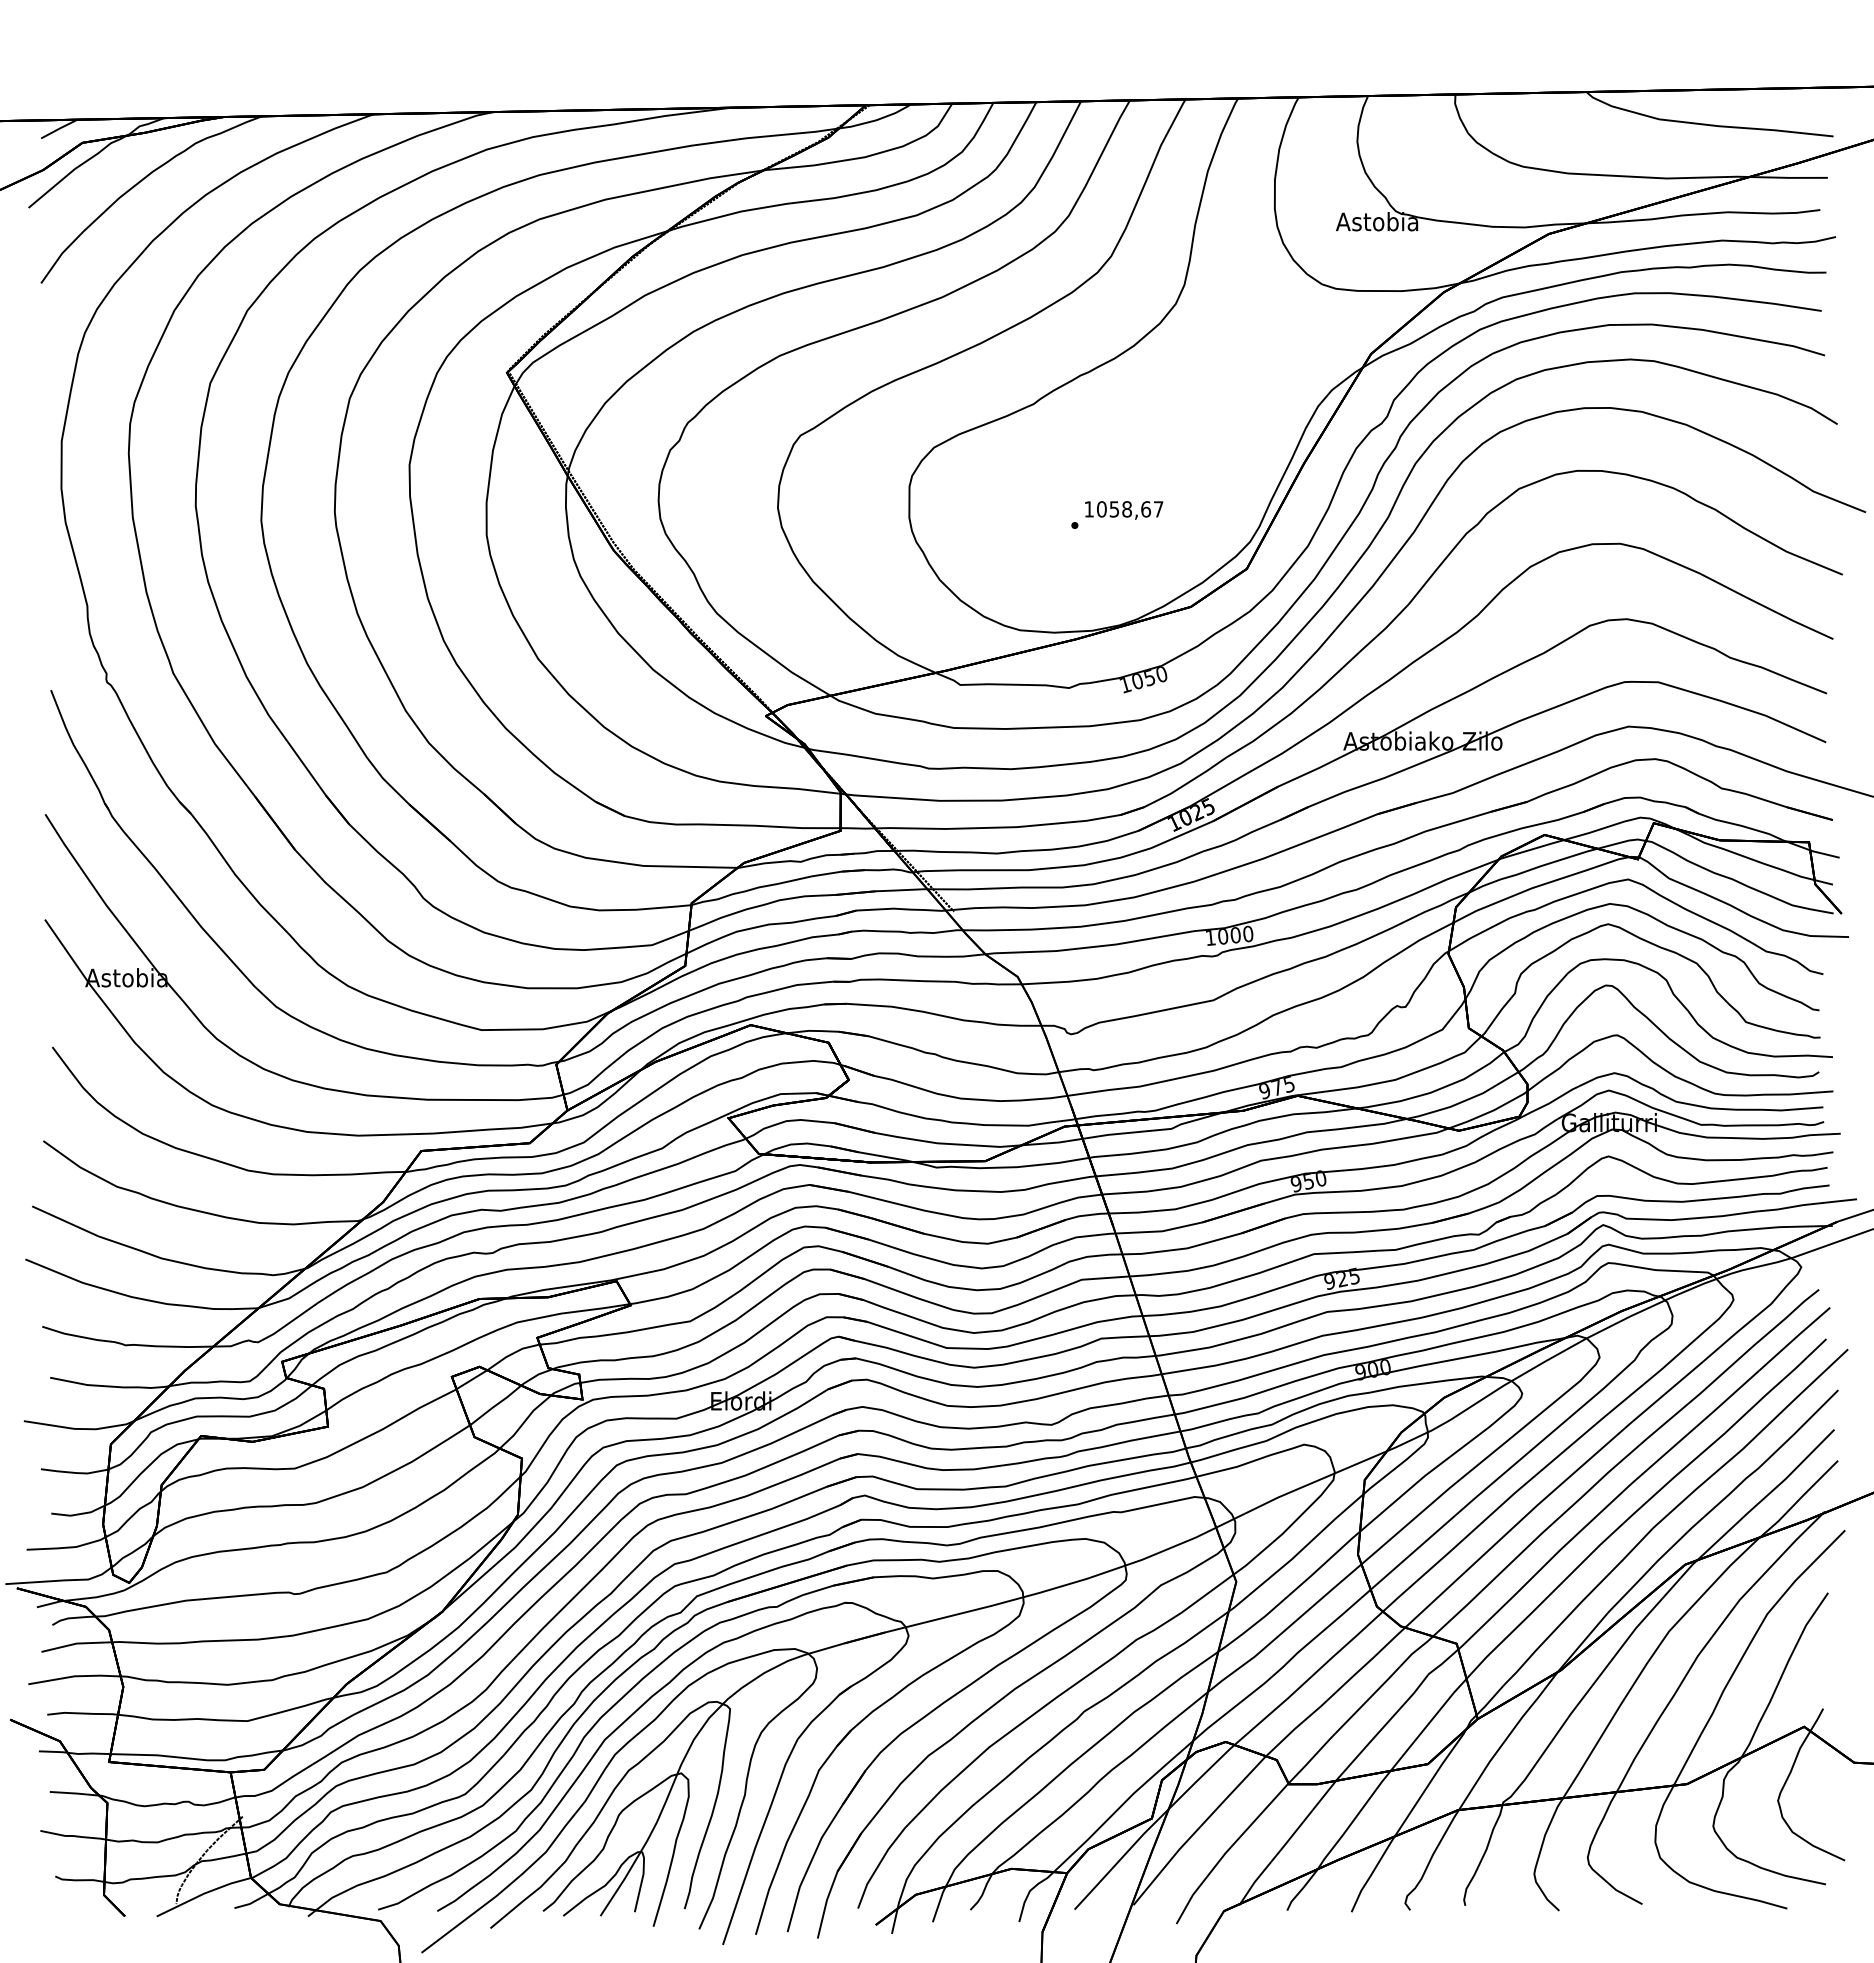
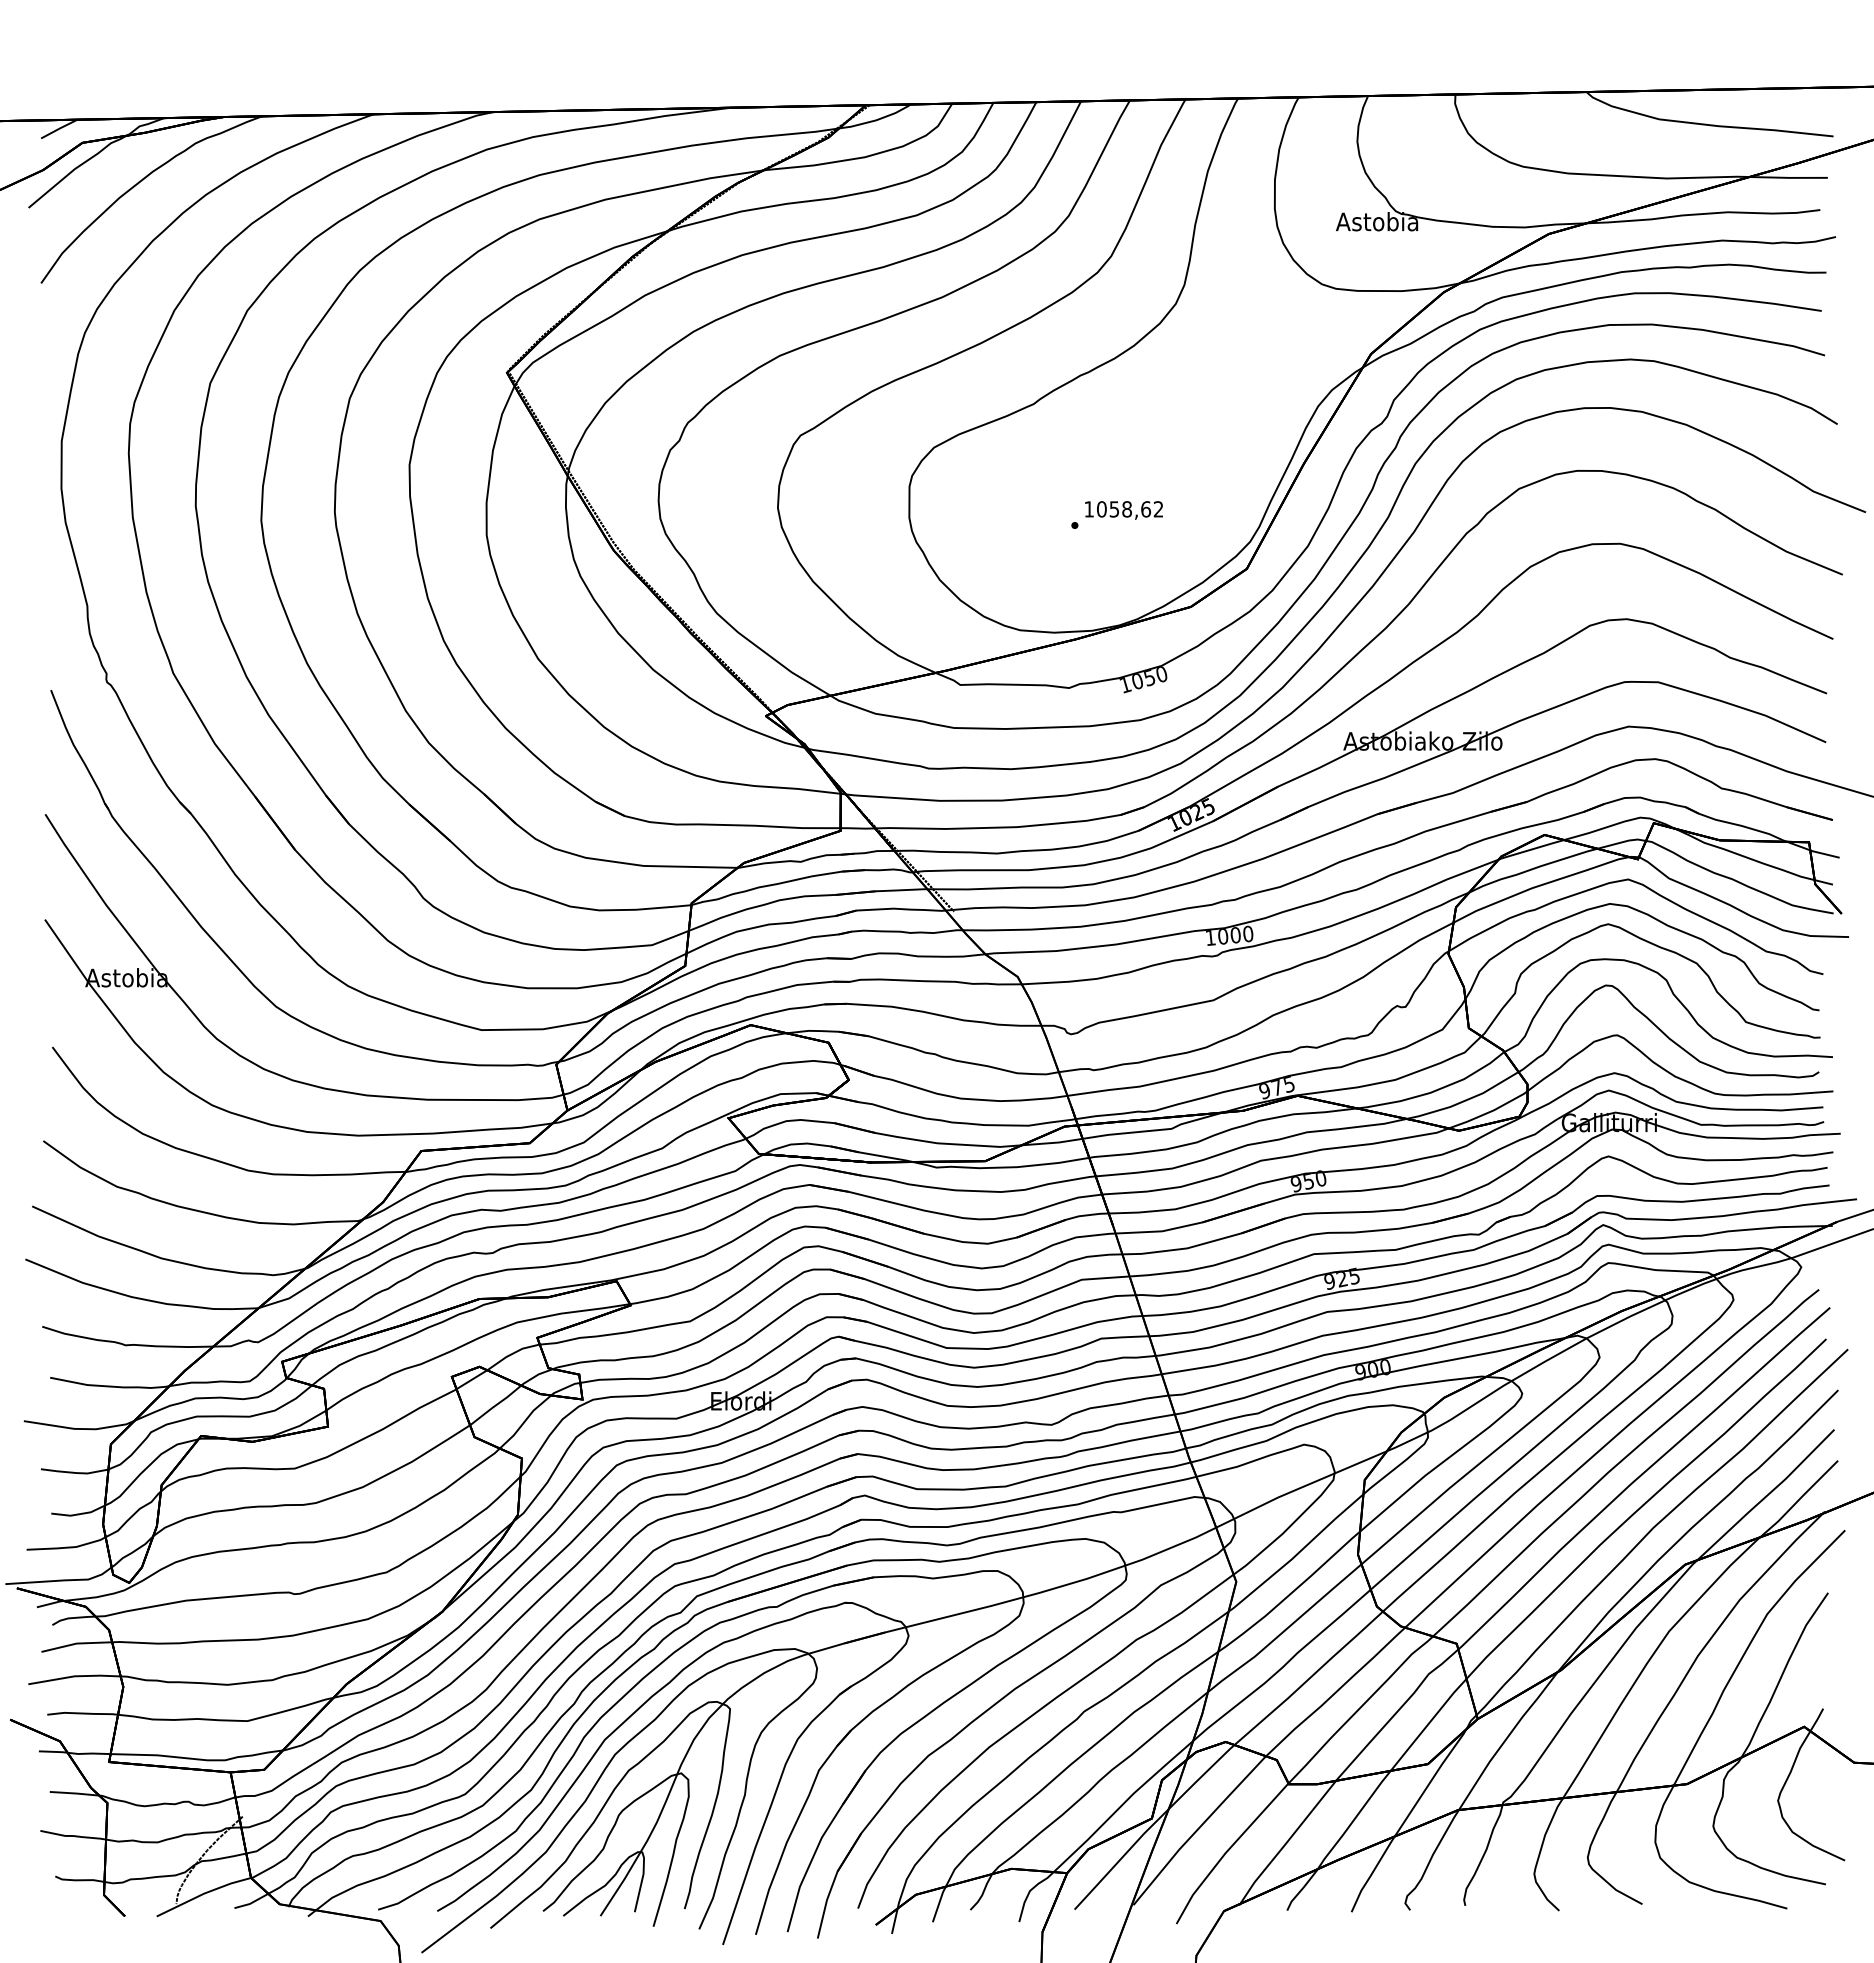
text: 1058,67 -> 1058,62 (1158, 509)
